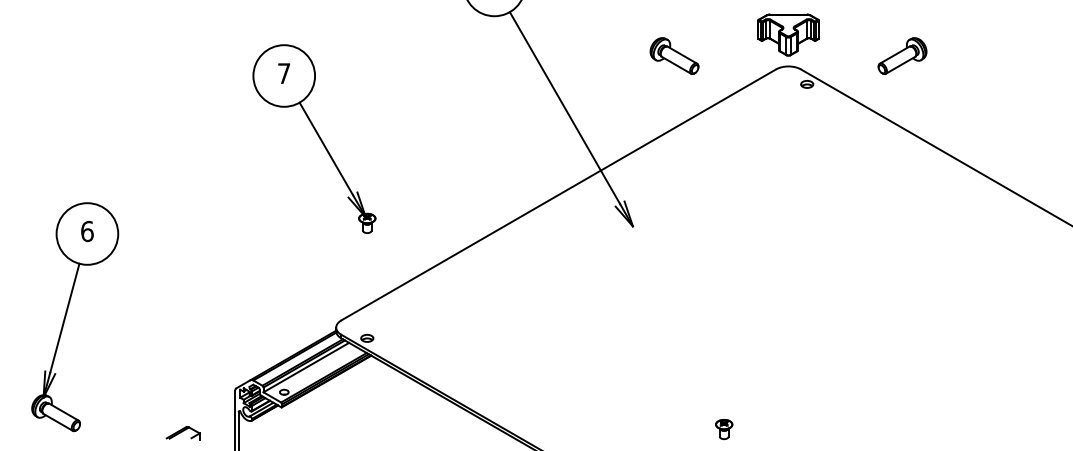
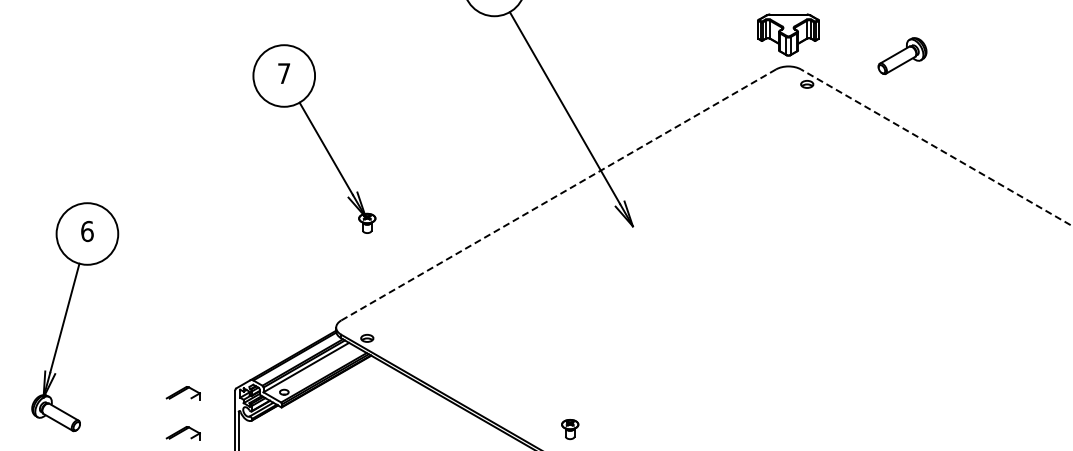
part: present -> none (674, 55)
line: solid -> dashed (936, 147)
line: solid -> dashed (558, 194)
part: none -> present (182, 393)
part position: (724, 429) -> (570, 429) (570, 429)
